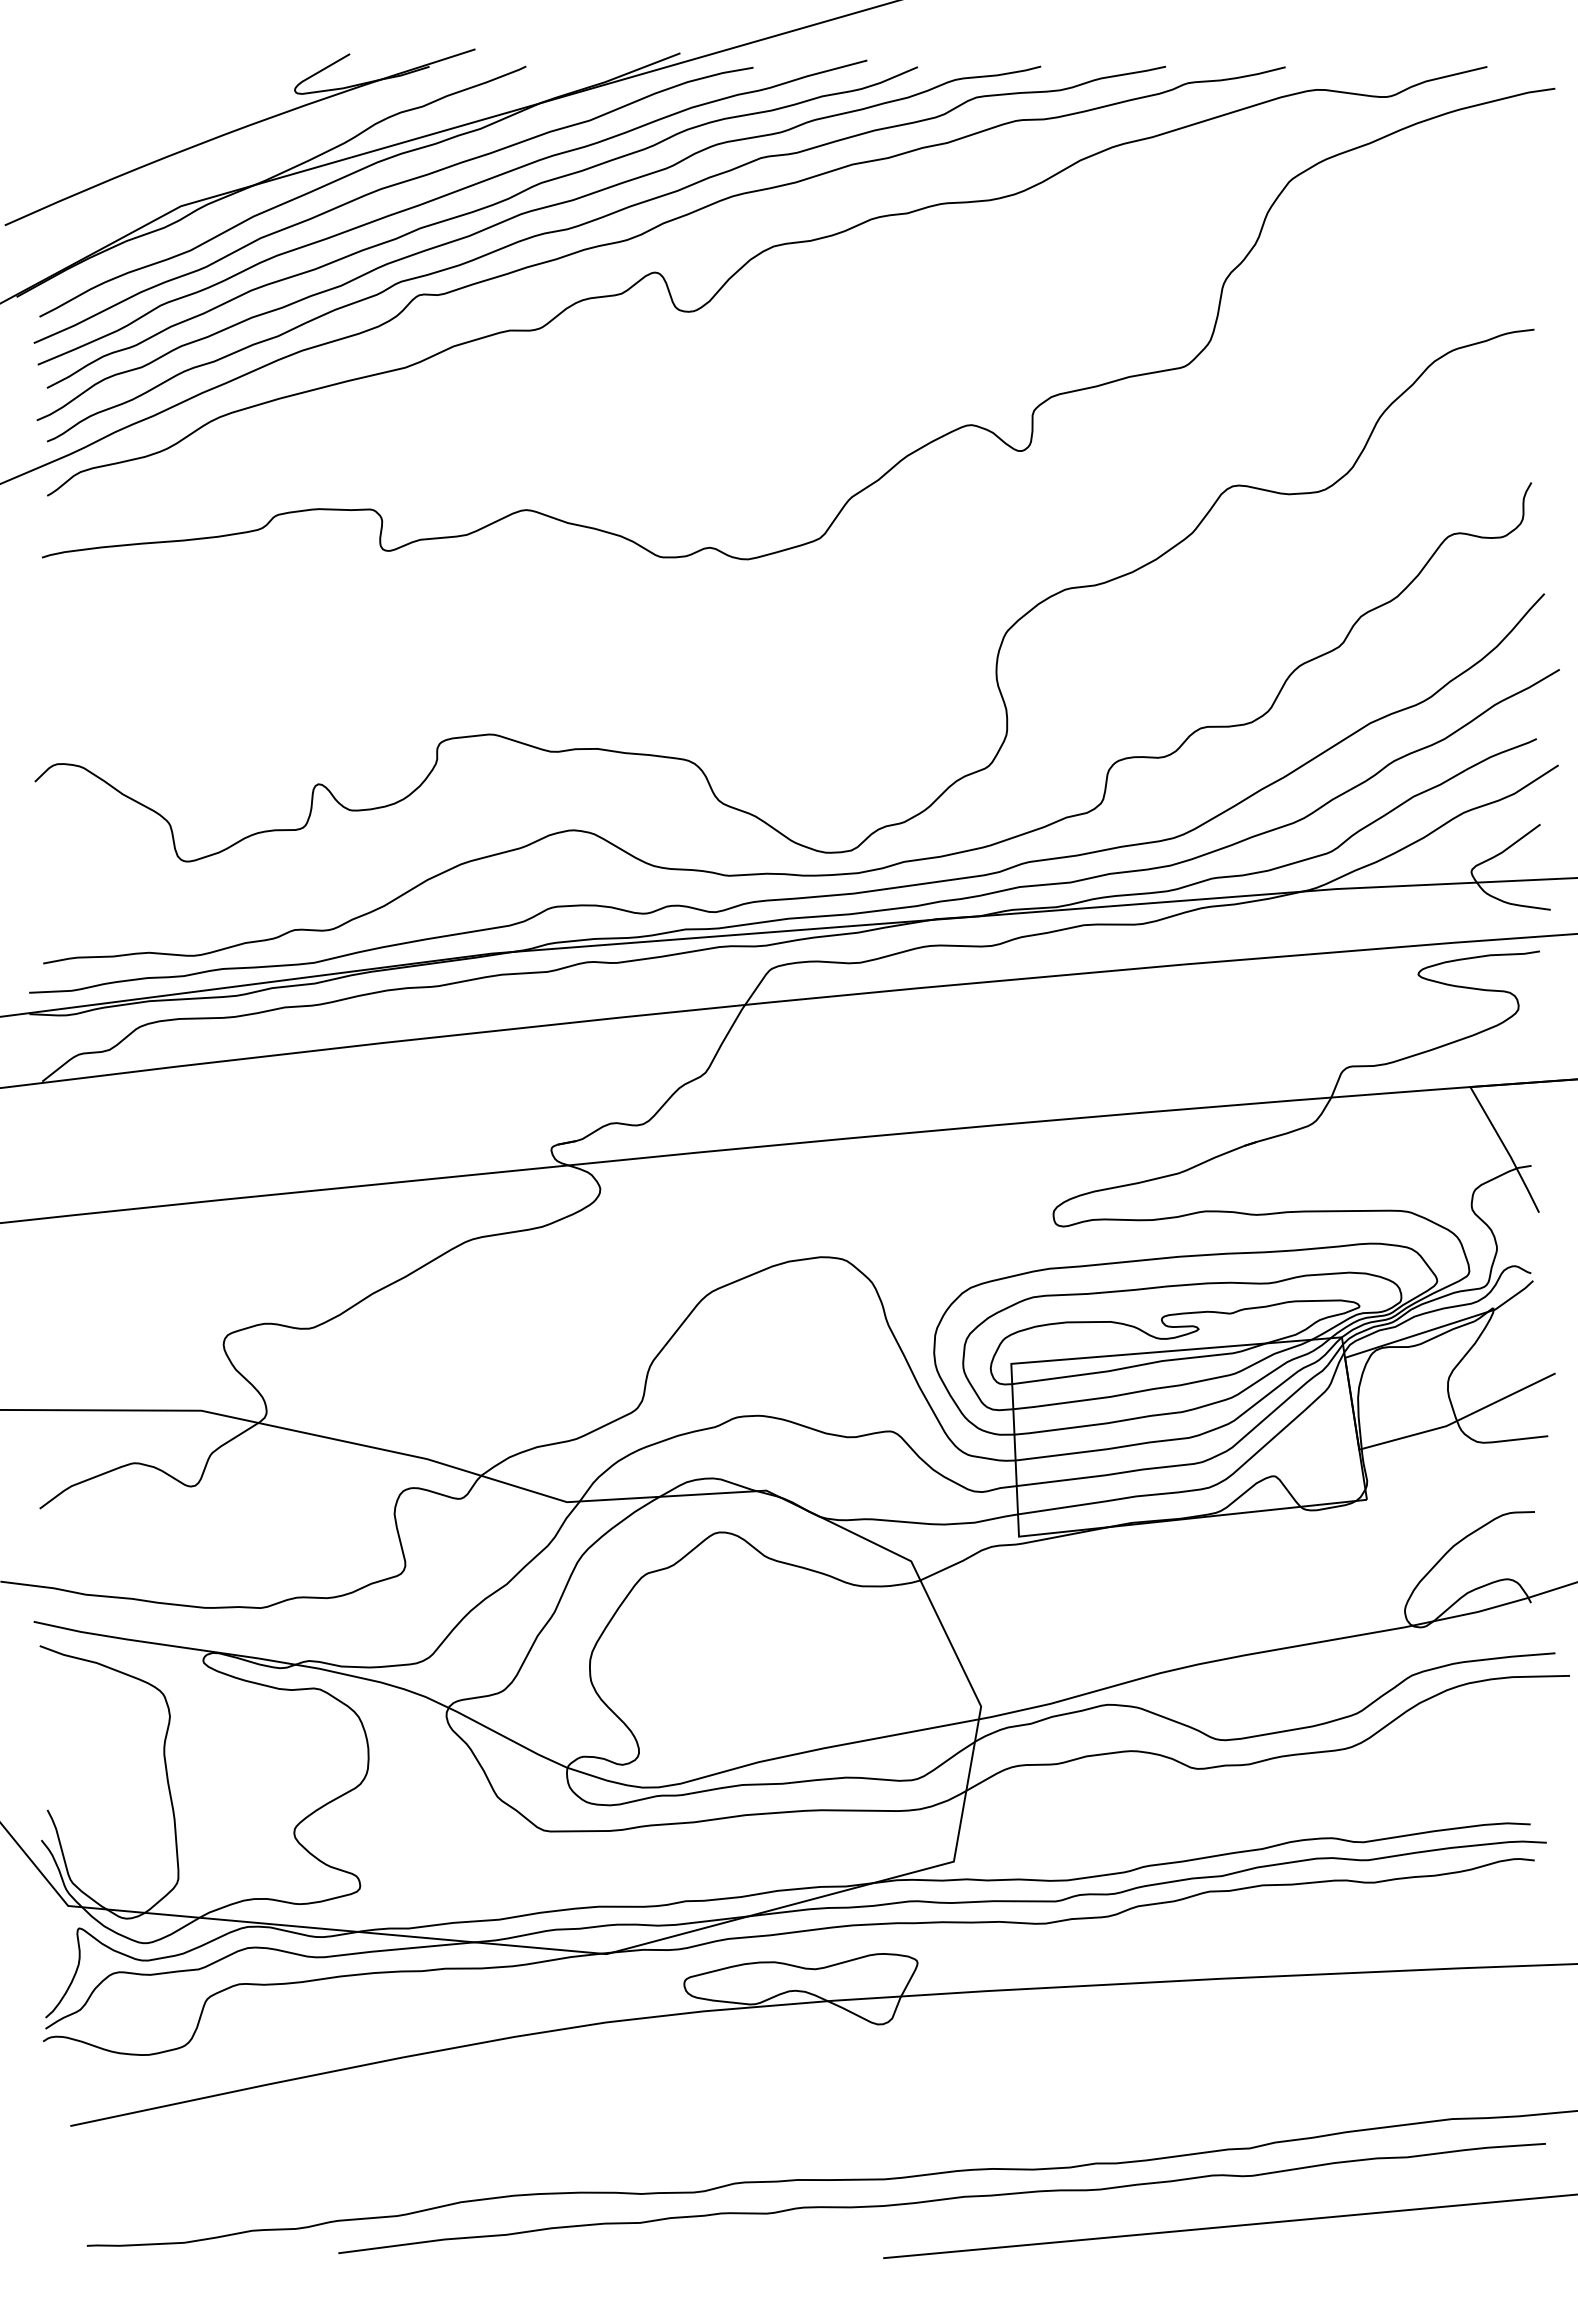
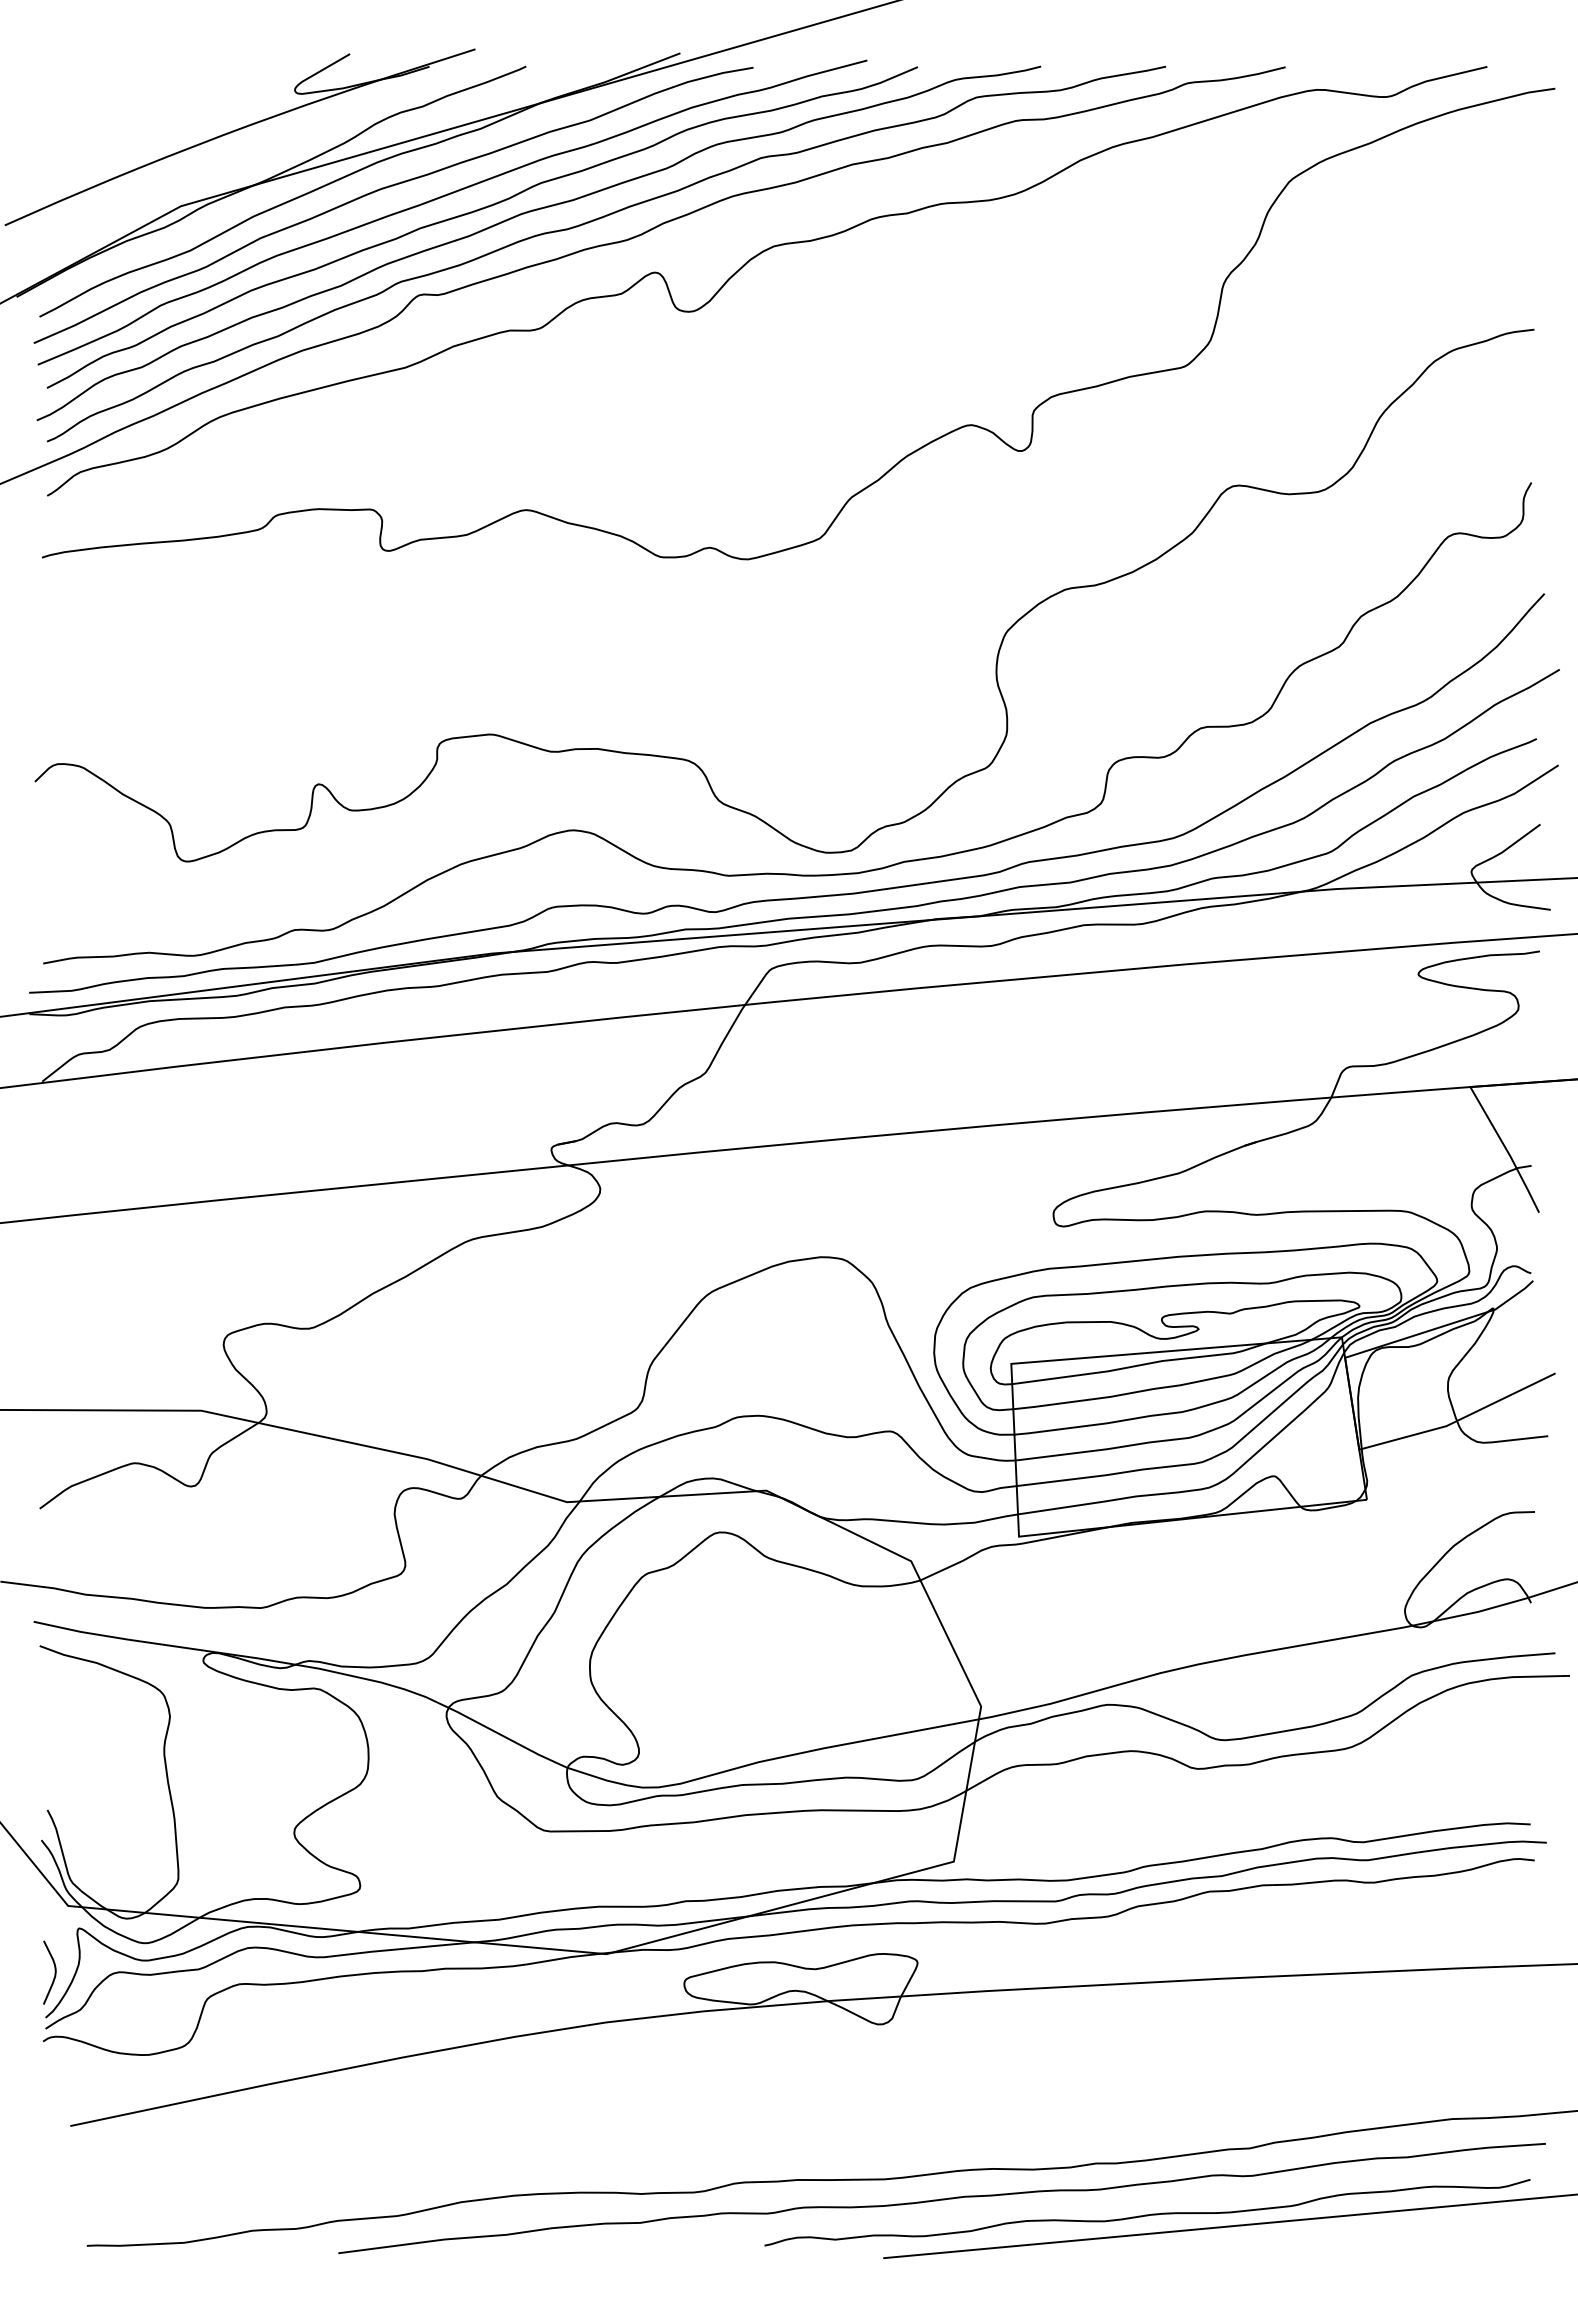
curve: none -> present (54, 1972)
curve: none -> present (1147, 2214)
